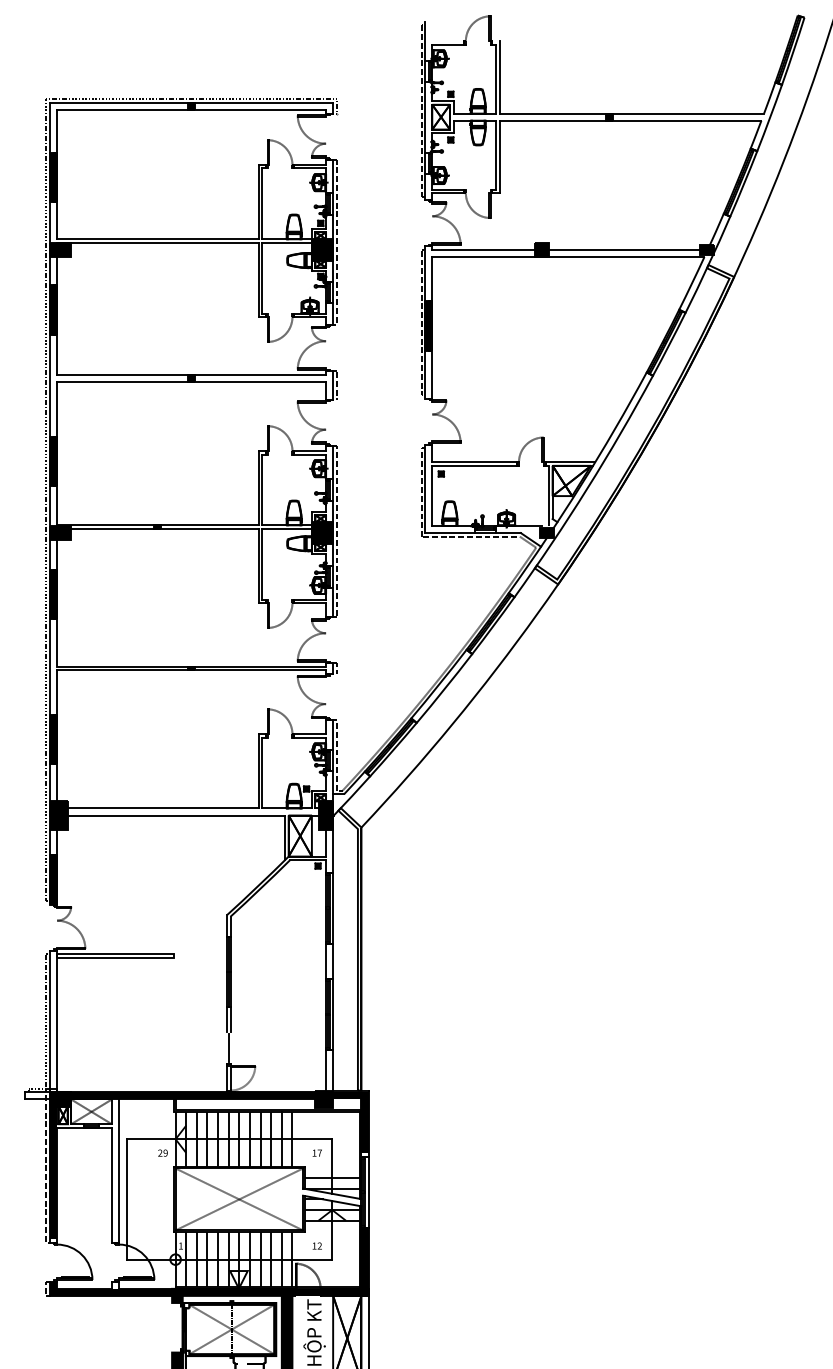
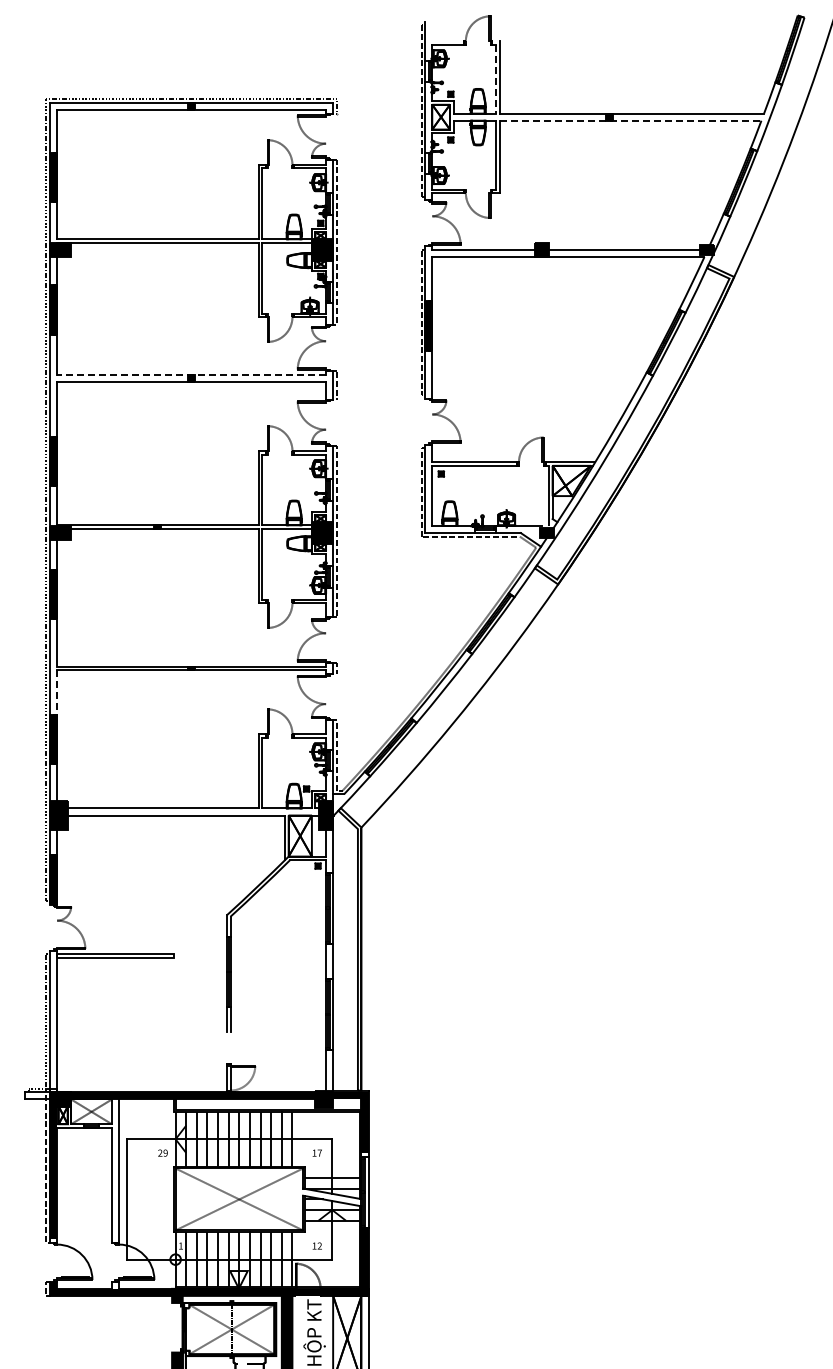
line: solid -> dashed (495, 79)
line: solid -> dashed (630, 120)
line: solid -> dashed (191, 374)
line: solid -> dashed (57, 693)
line: present -> none (228, 1047)
